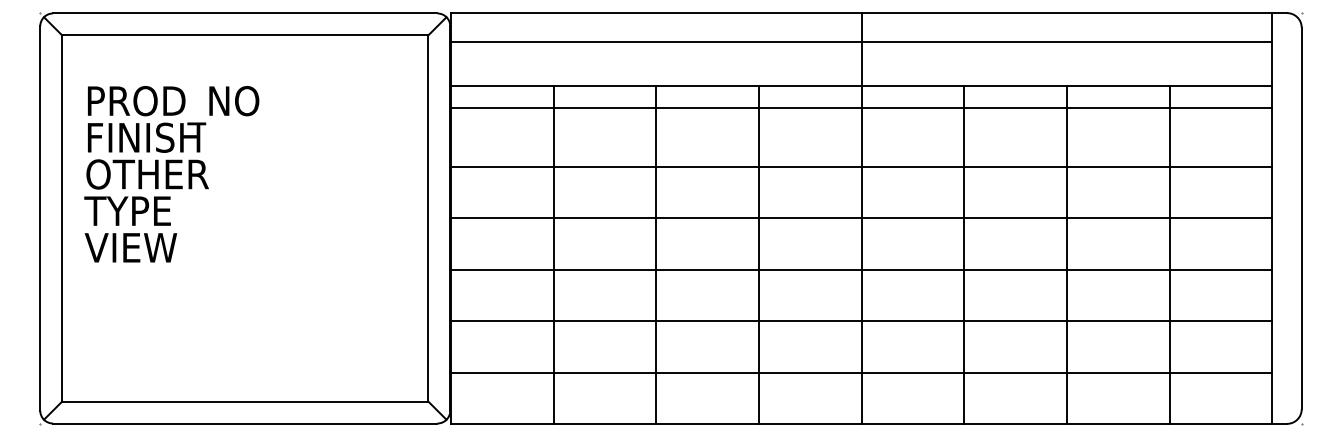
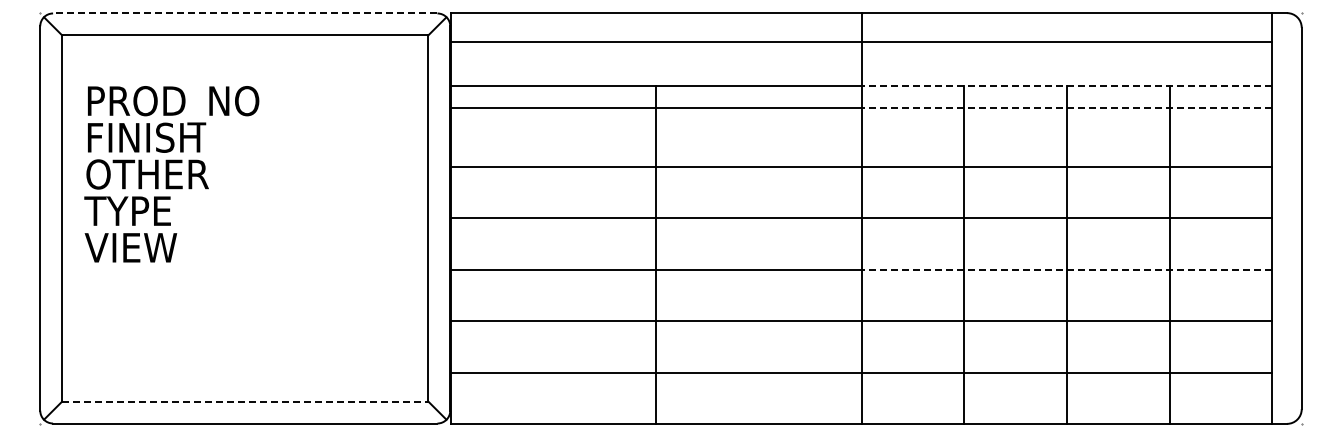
line: solid -> dashed (244, 13)
line: solid -> dashed (1066, 86)
line: solid -> dashed (1066, 108)
line: present -> none (553, 254)
line: present -> none (758, 254)
line: solid -> dashed (1066, 269)
line: solid -> dashed (245, 401)
